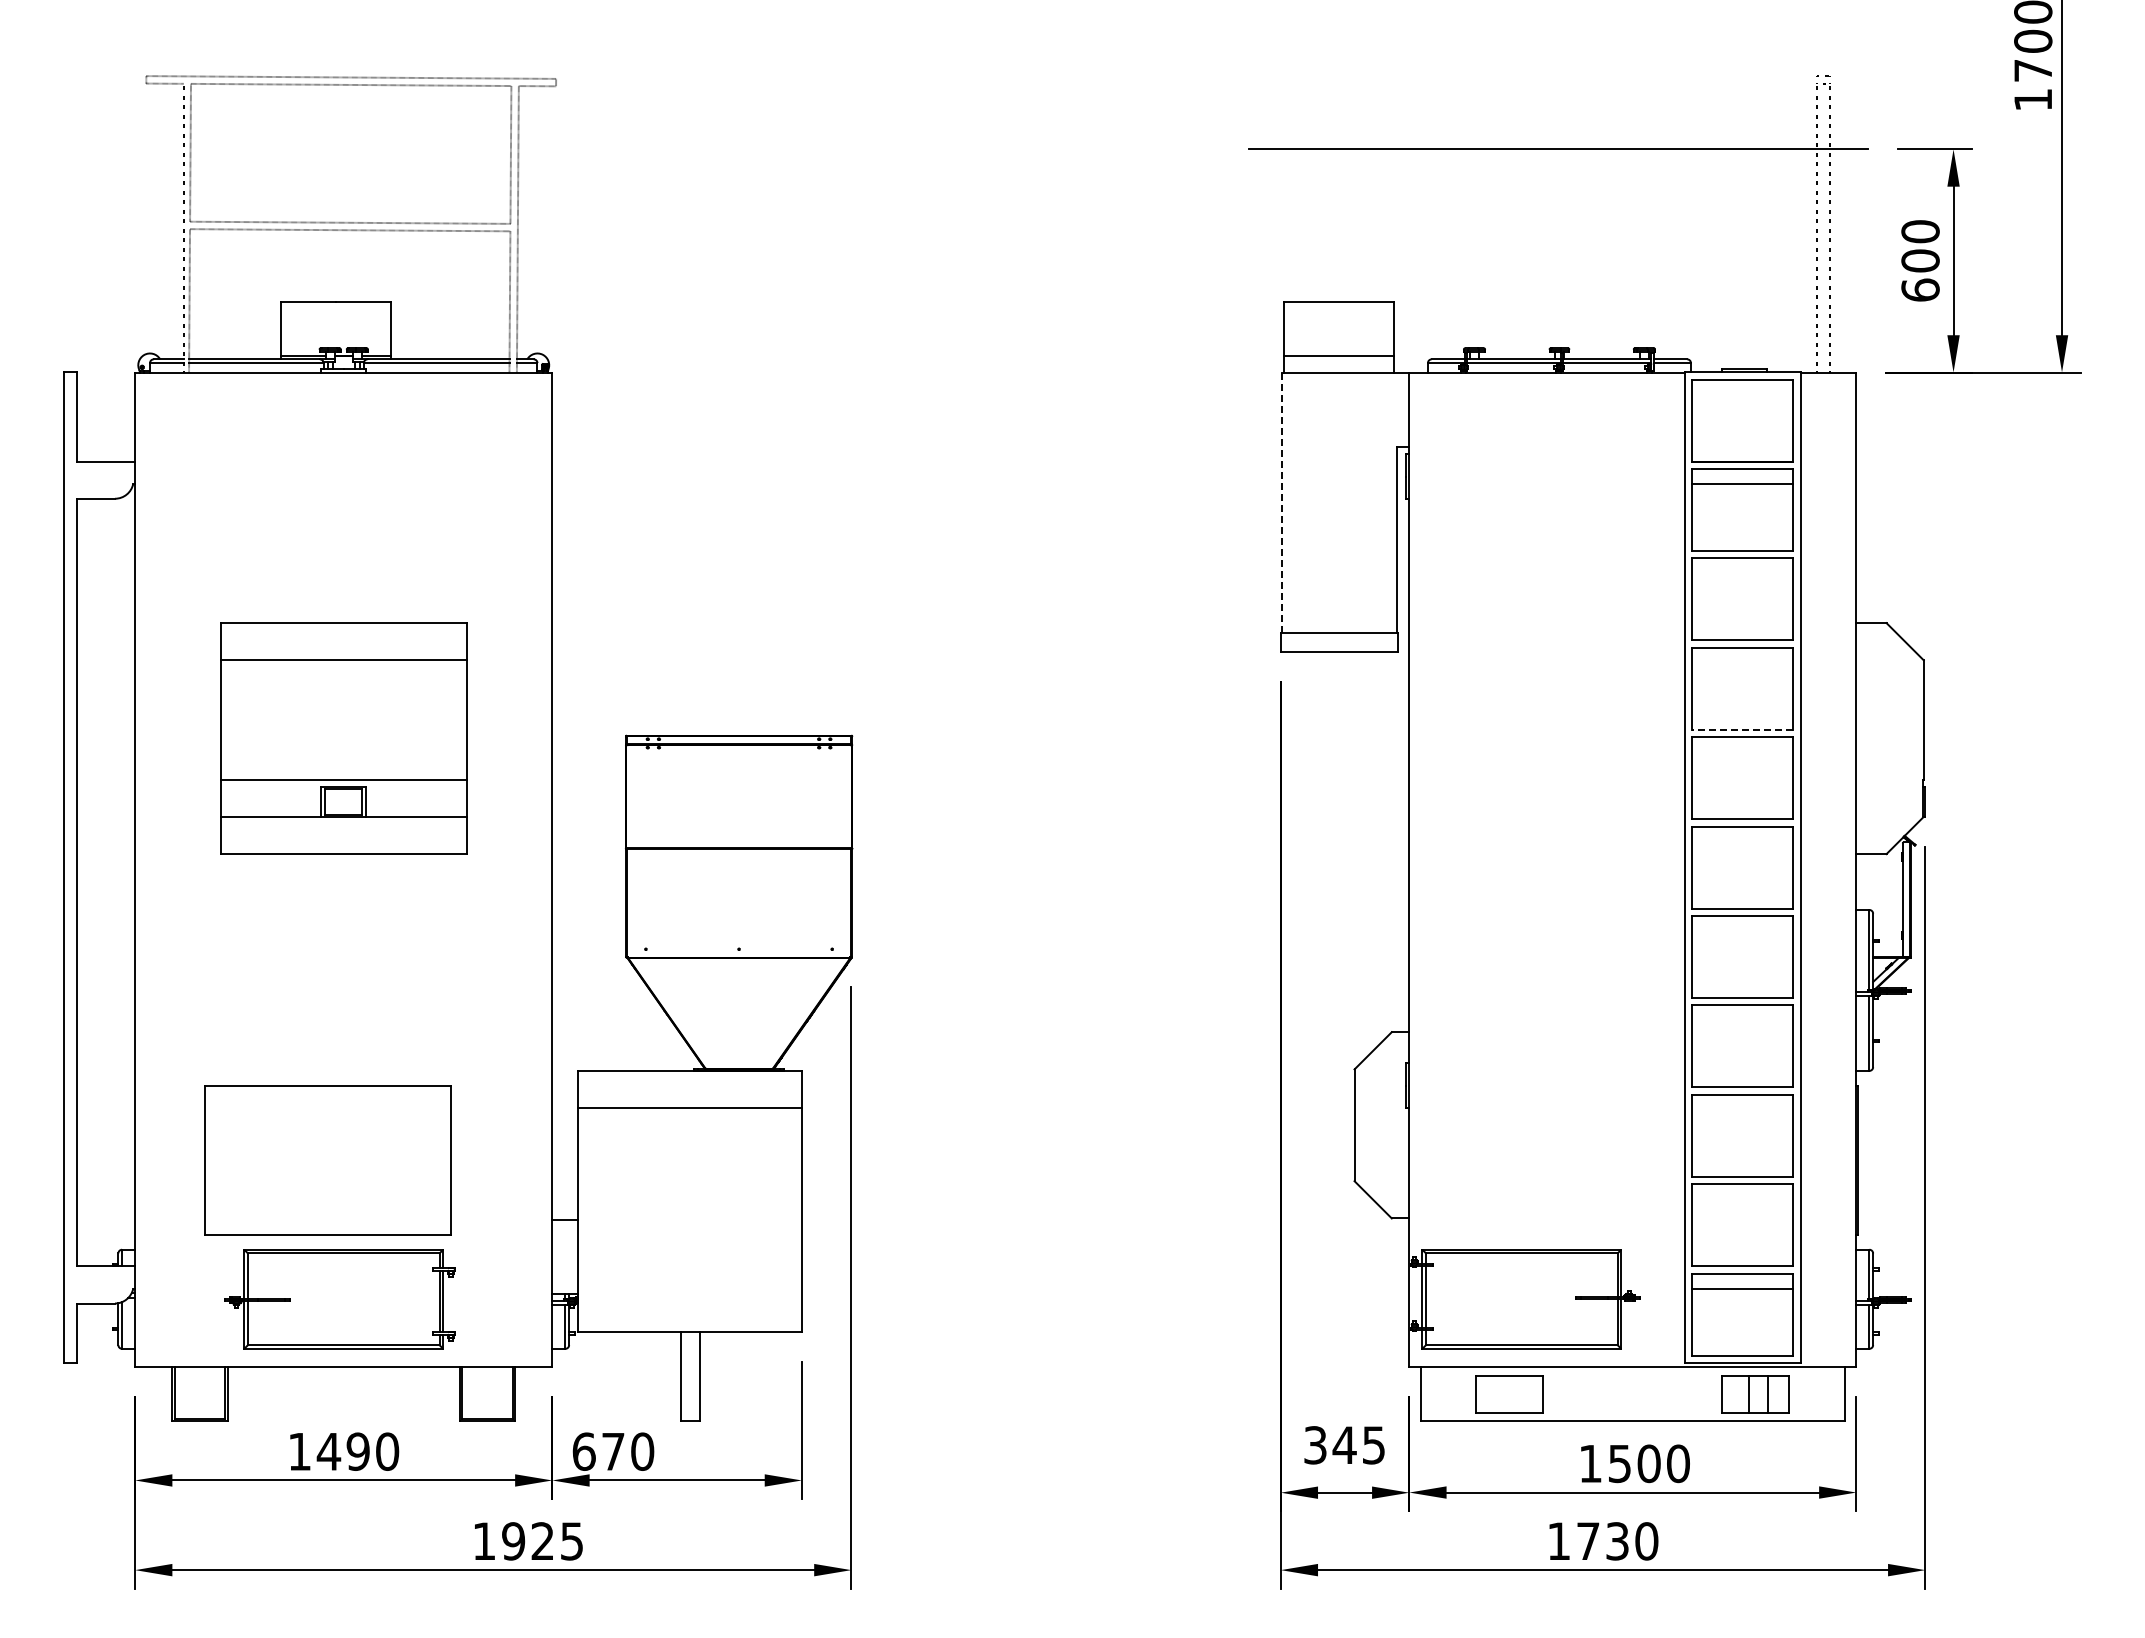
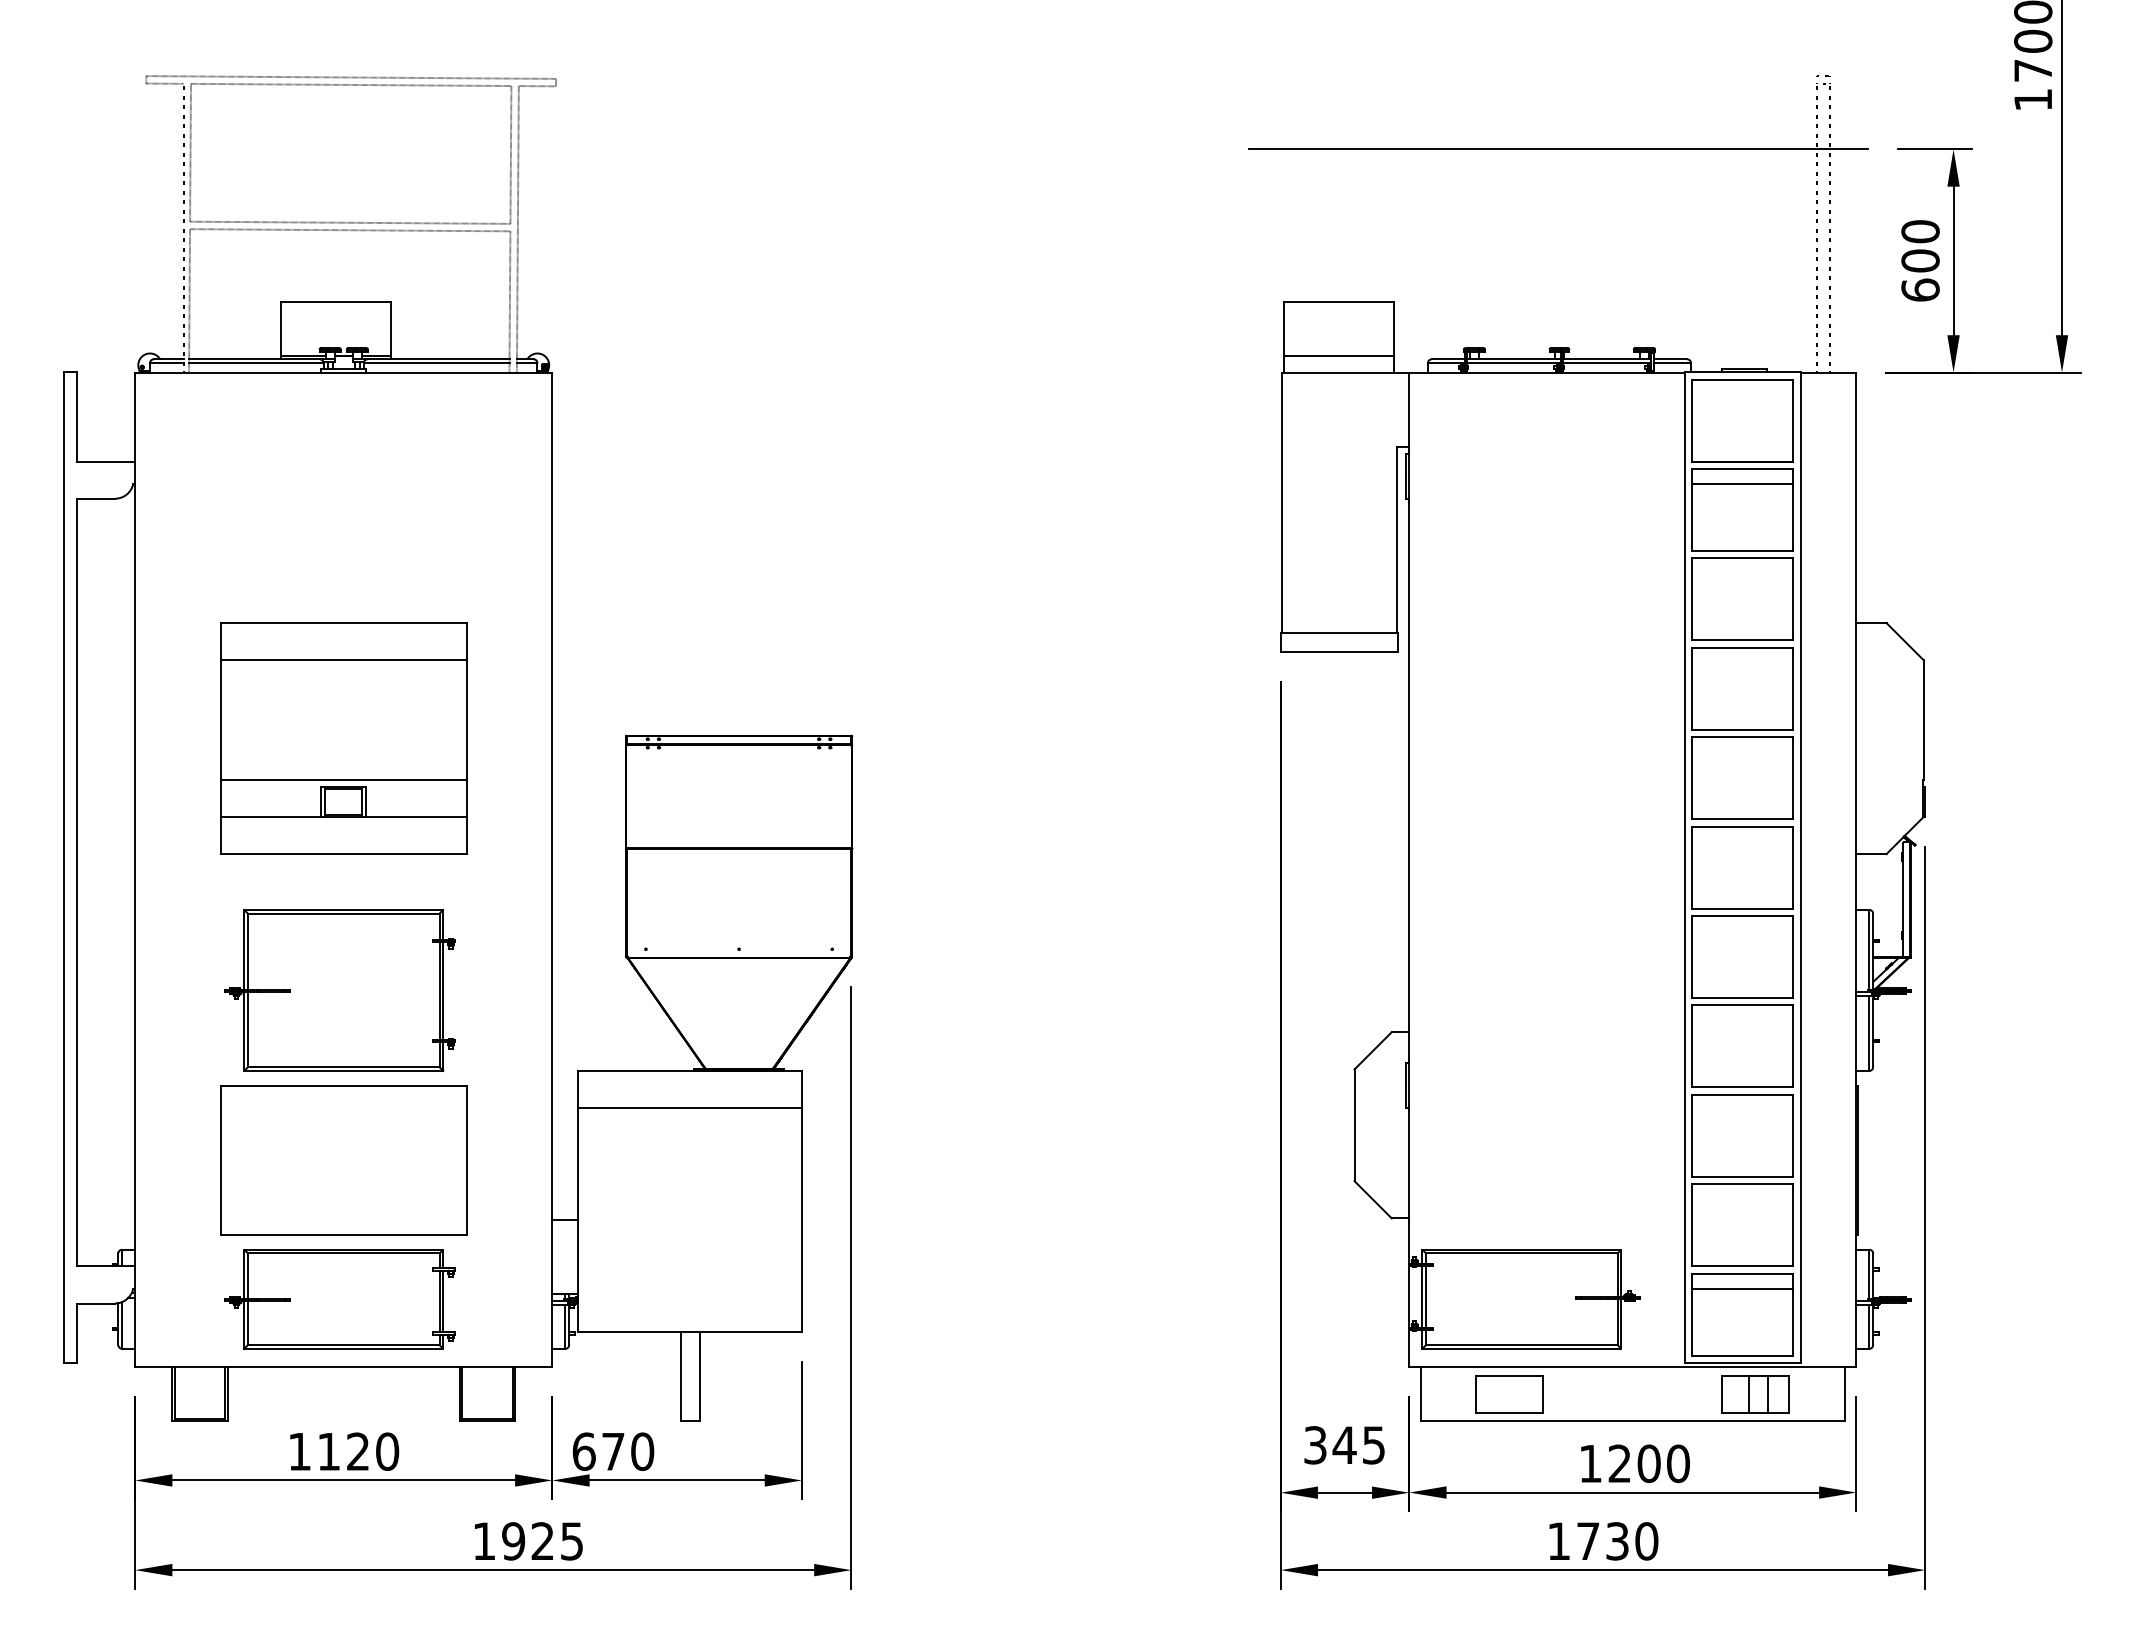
line: dashed -> solid (1281, 502)
line: dashed -> solid (1742, 729)
part: none -> present (339, 990)
part position: (327, 1160) -> (343, 1160) (343, 1160)
text: 1490 -> 1120 (342, 1451)
text: 1500 -> 1200 (1619, 1463)
